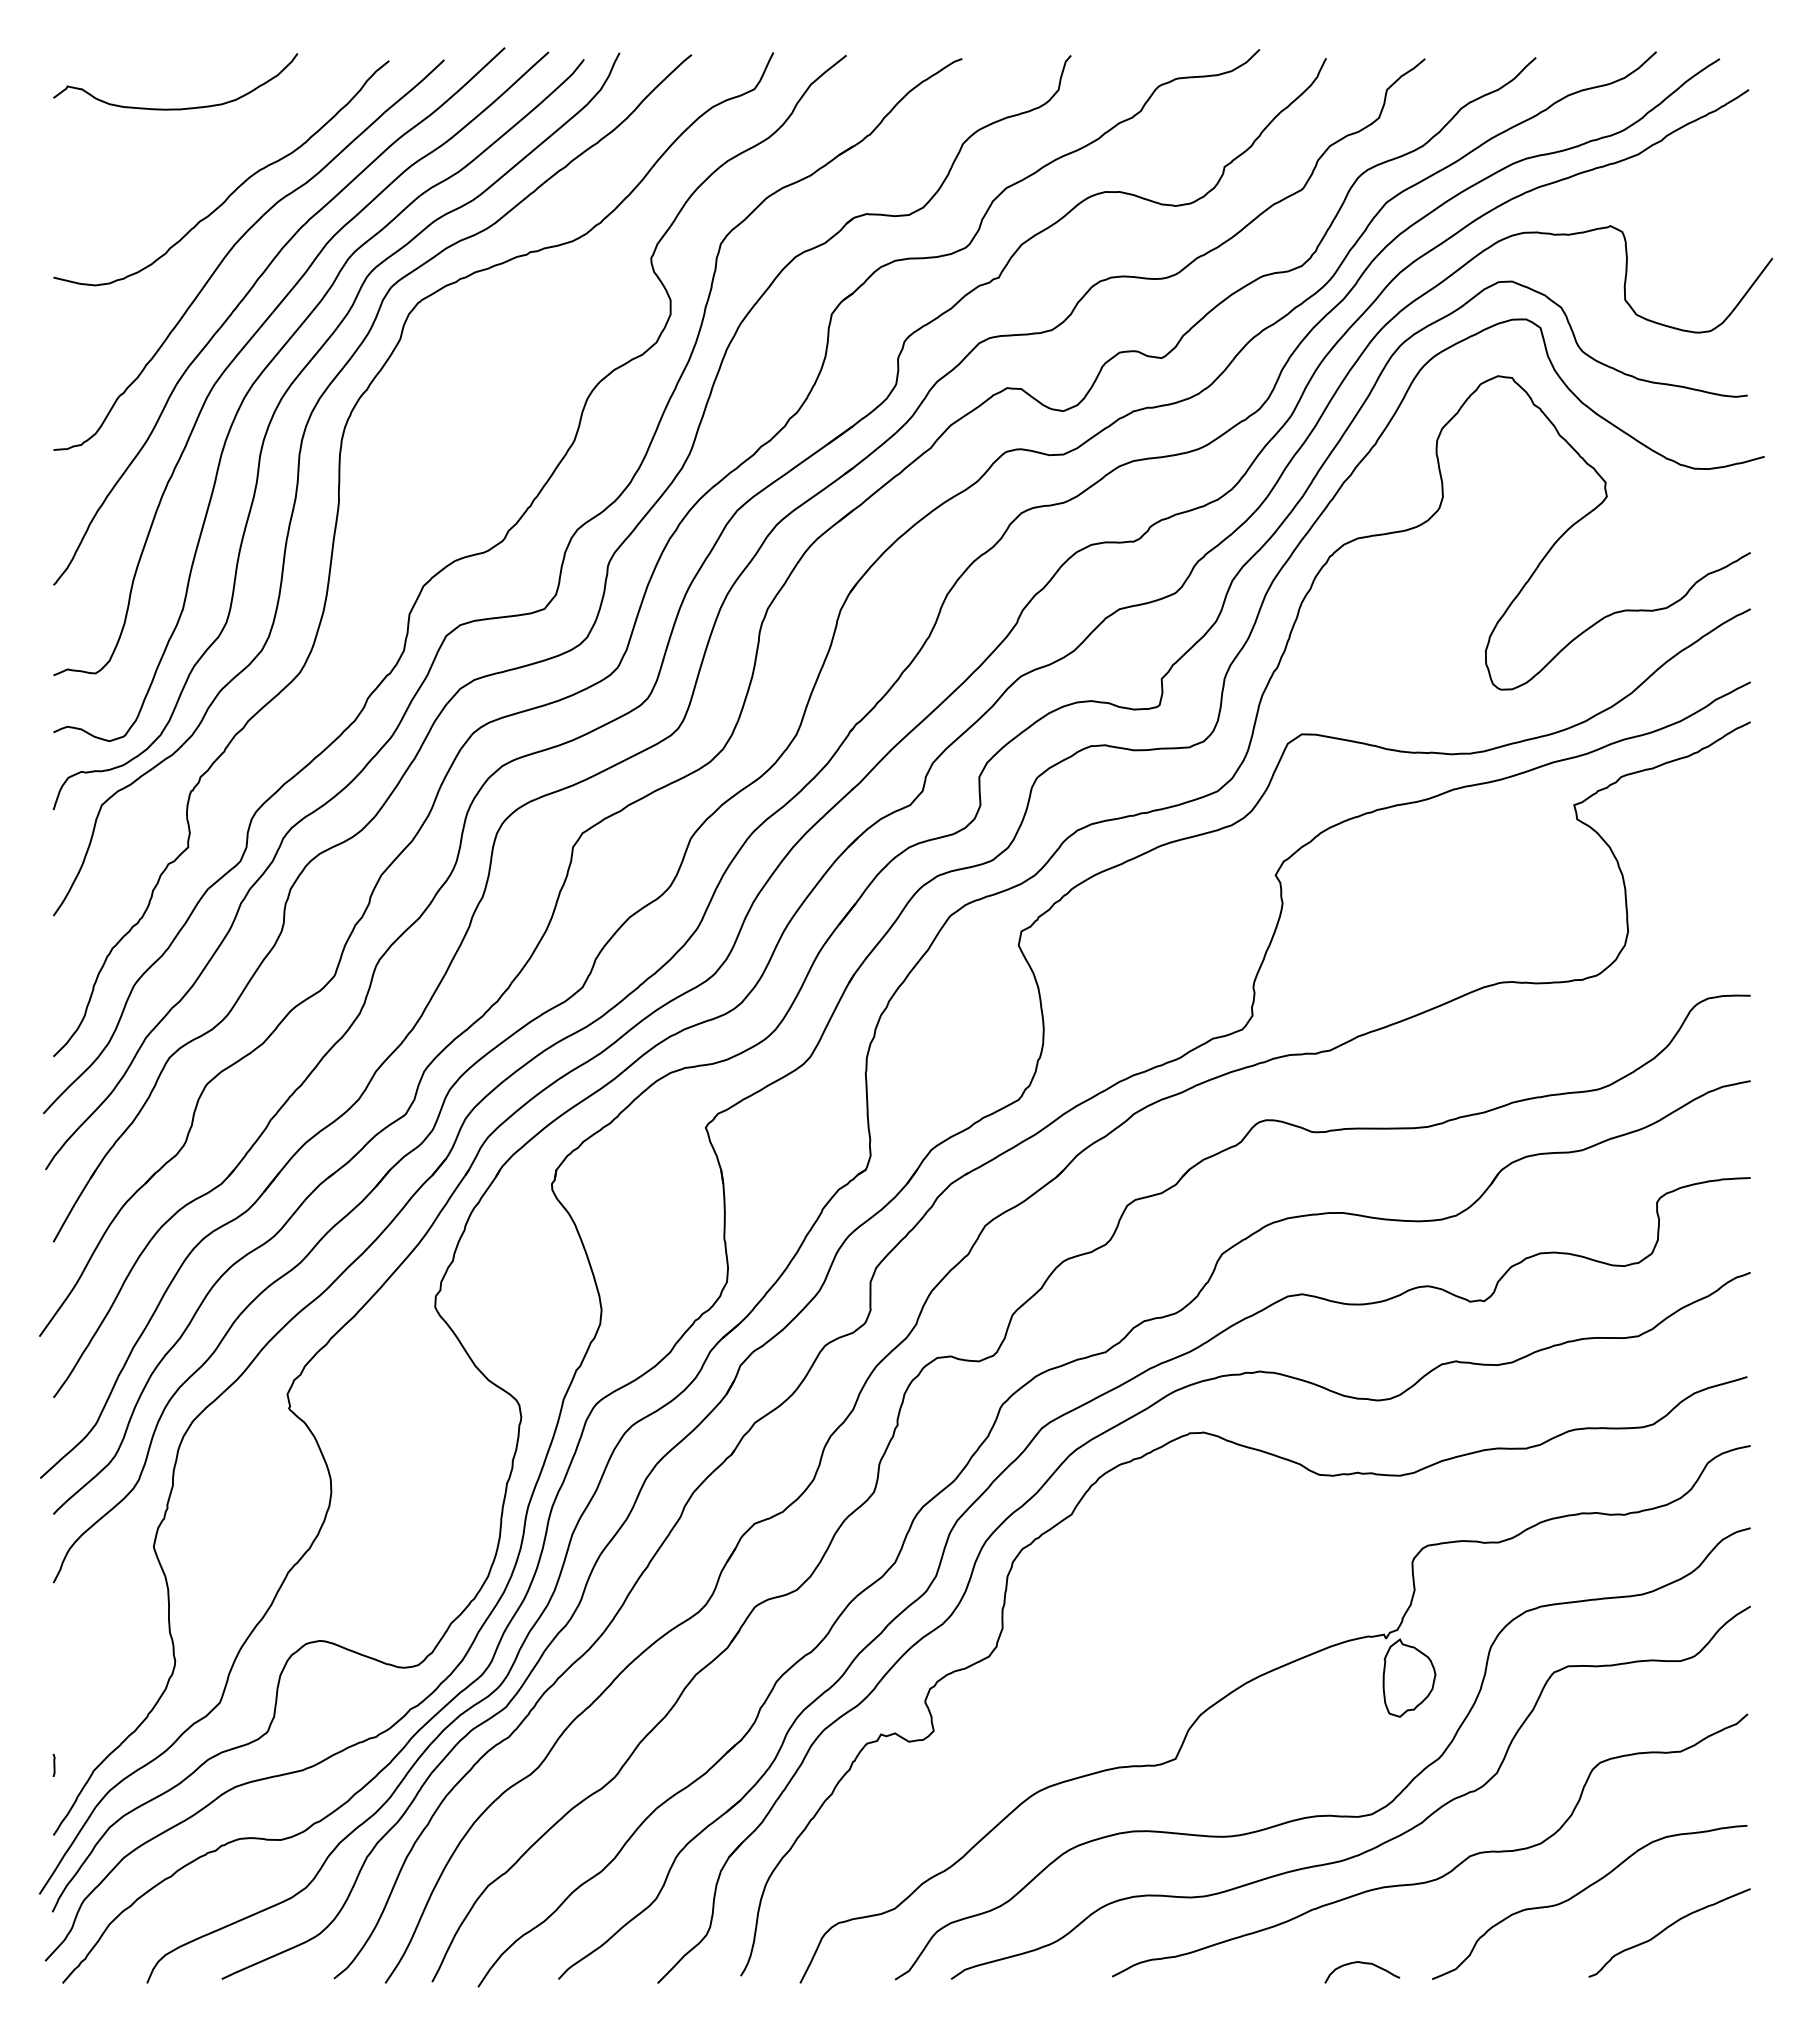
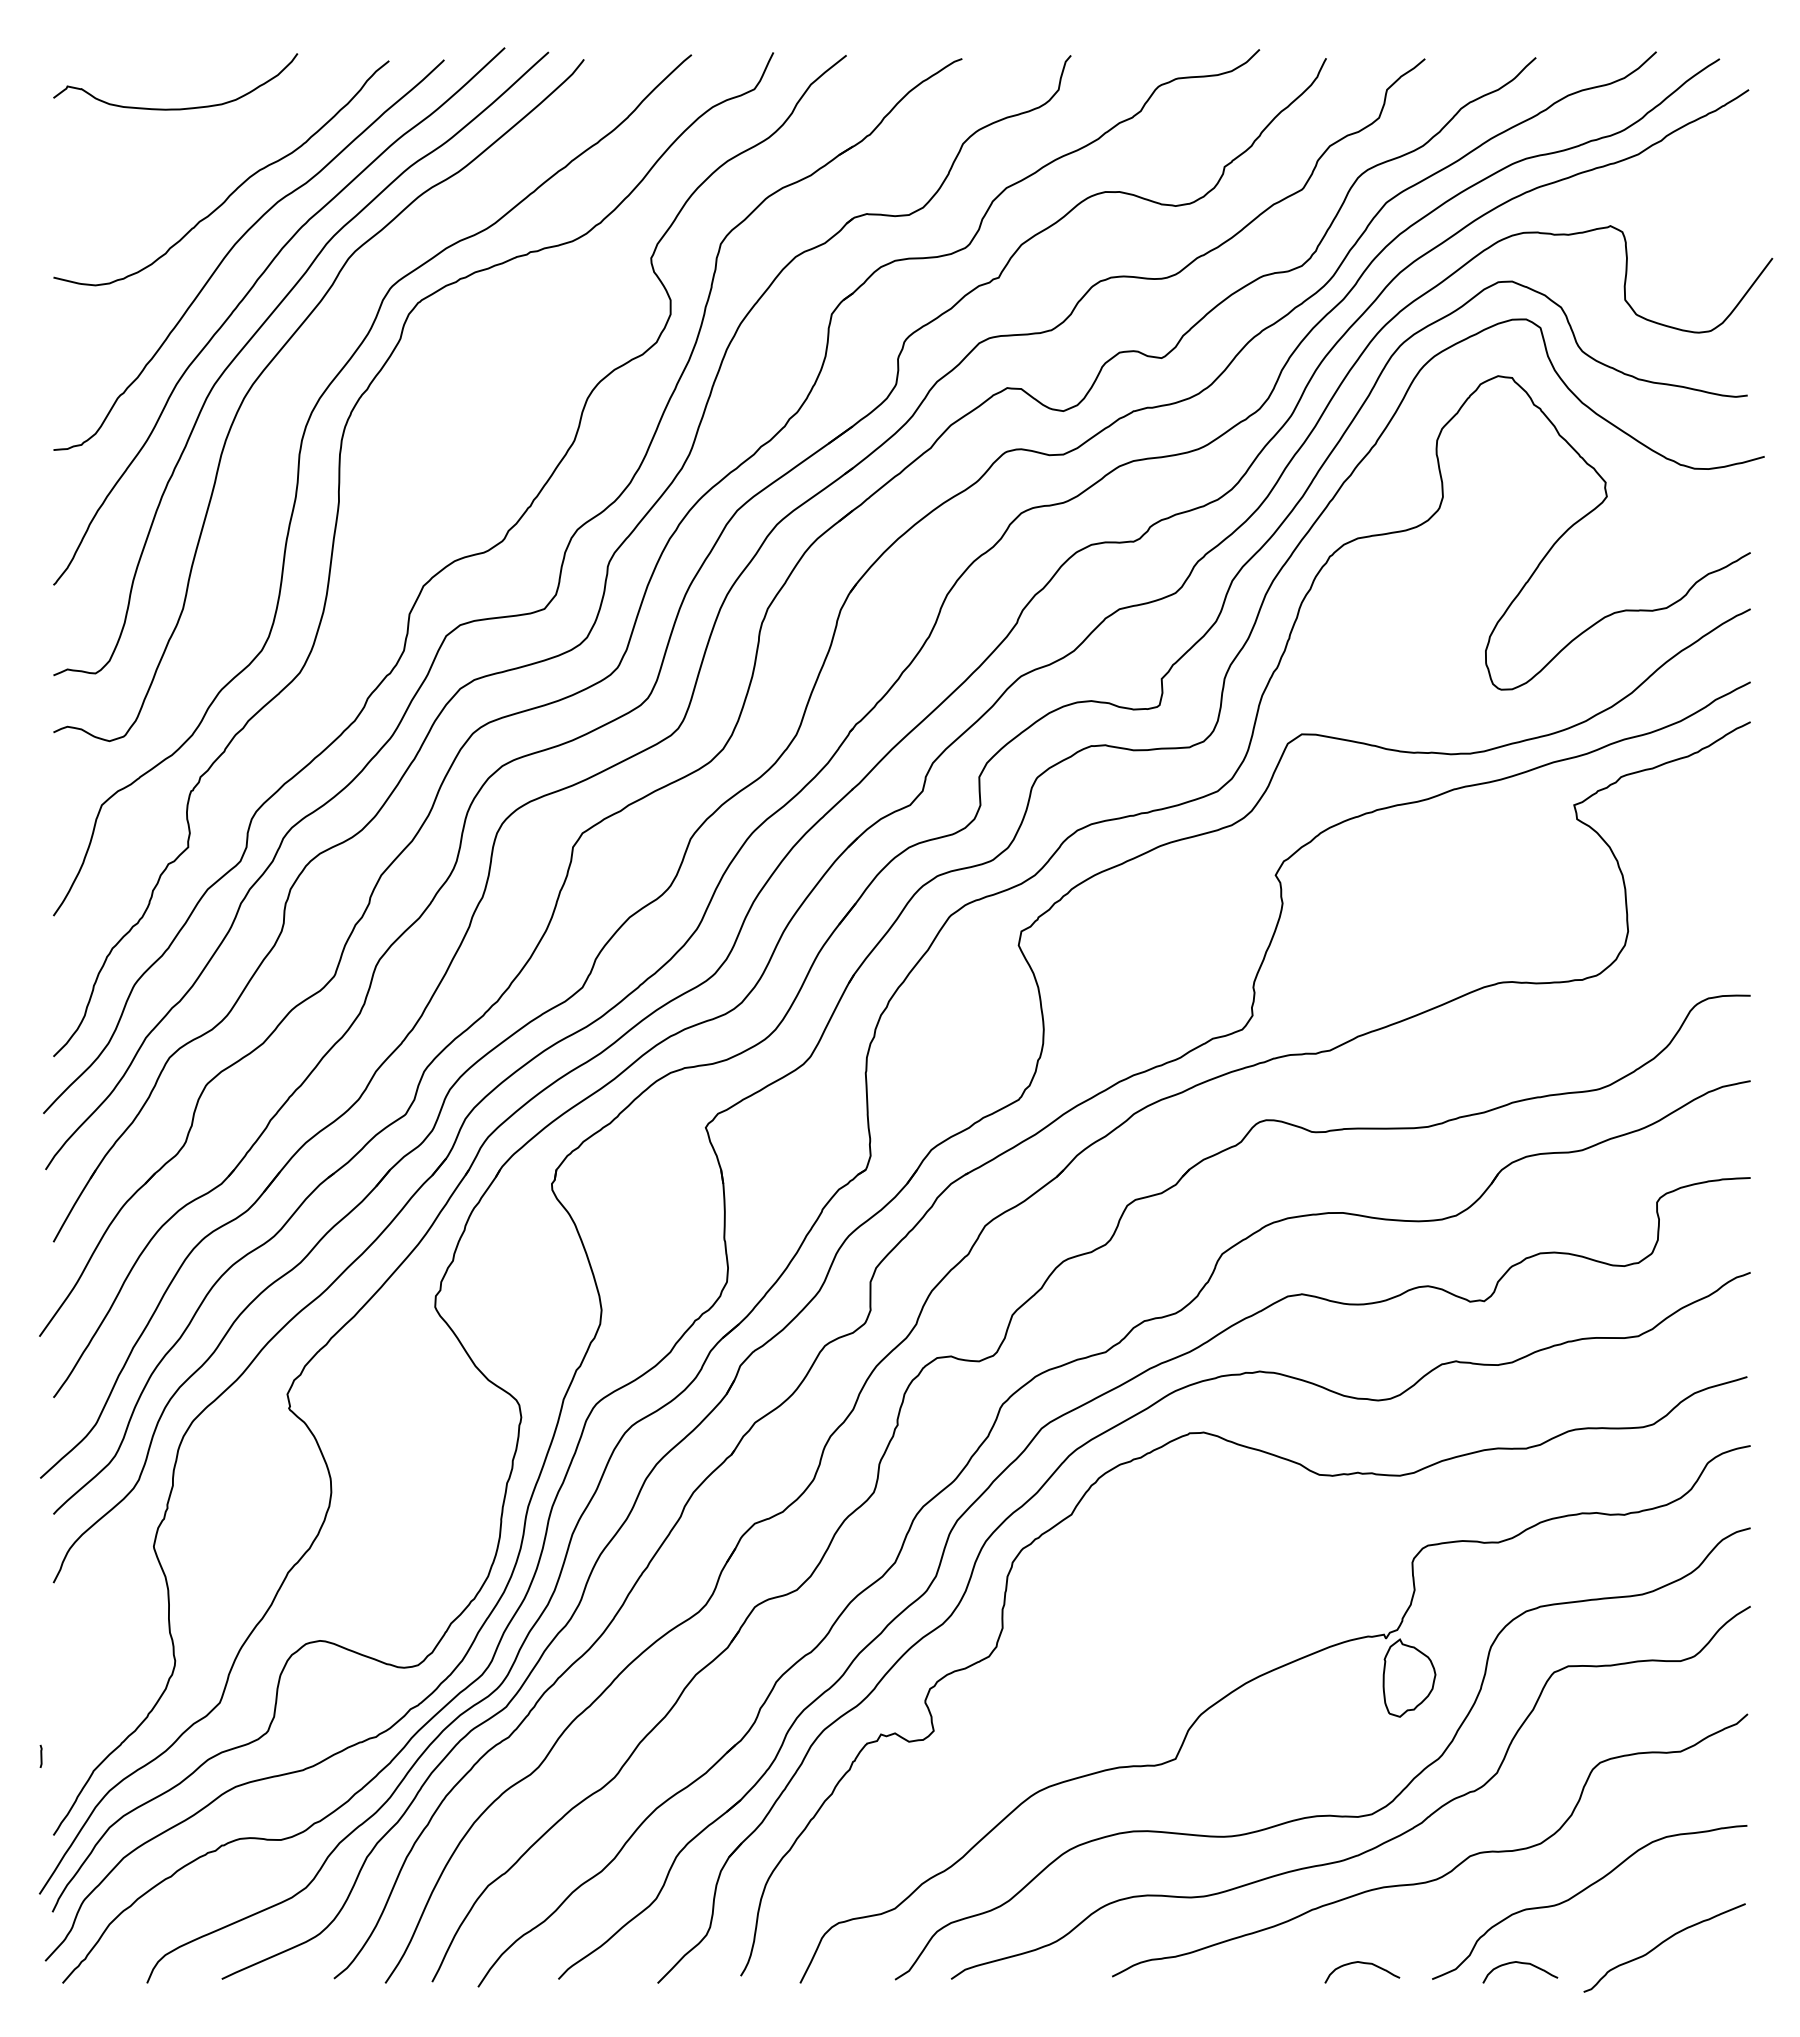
curve: present -> none (280, 403)
line position: (53, 1764) -> (40, 1755) (40, 1755)
curve position: (1666, 1929) -> (1661, 1944) (1661, 1944)
curve: none -> present (1523, 1964)
